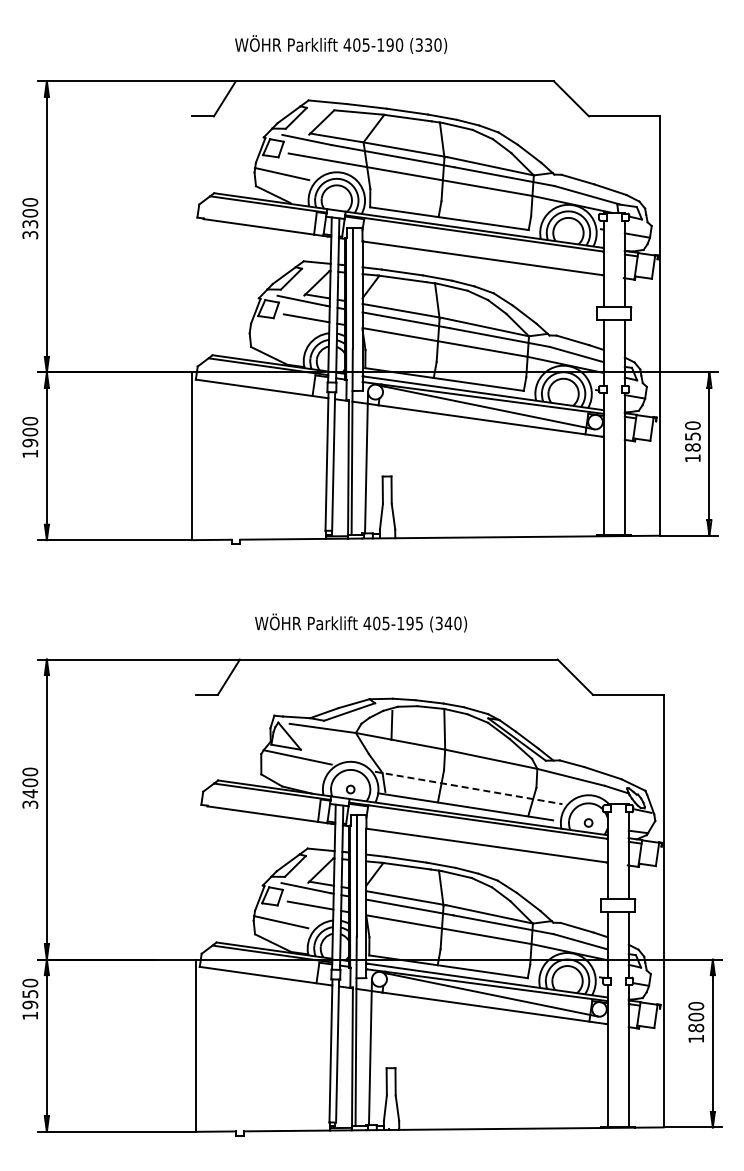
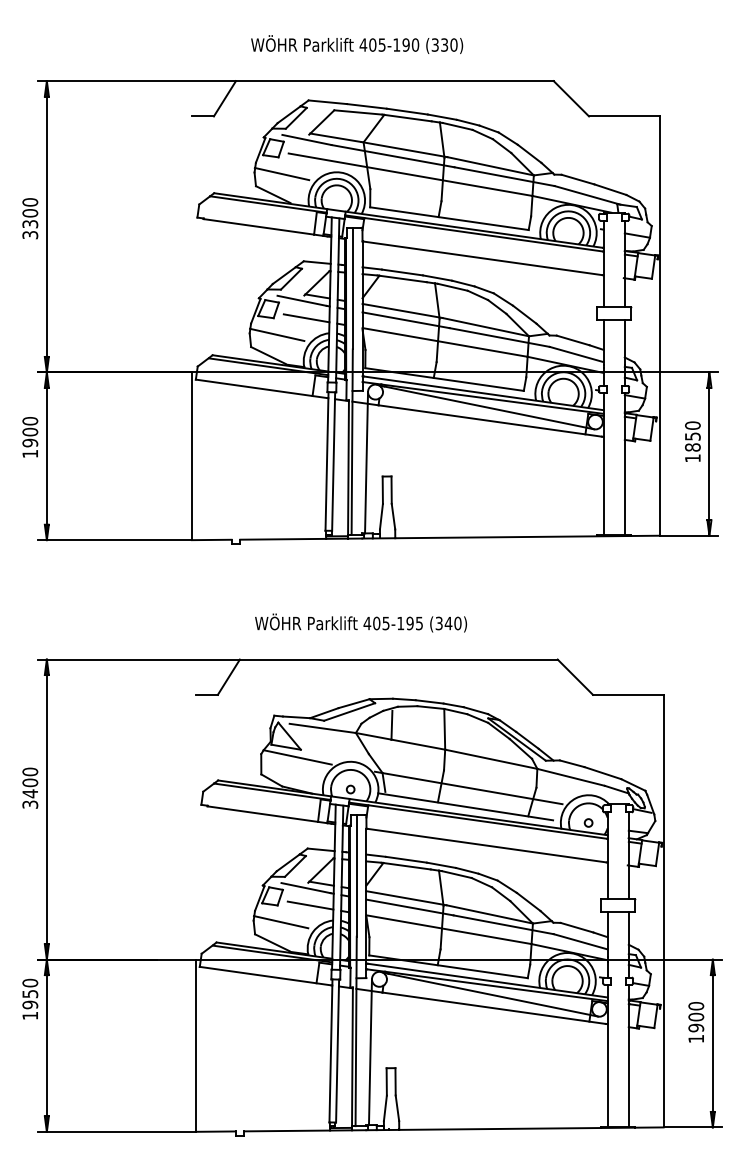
text position: (341, 44) -> (357, 44) (357, 44)
line: none -> present (277, 334)
line: dashed -> solid (469, 788)
text: 1800 -> 1900 (696, 1027)
